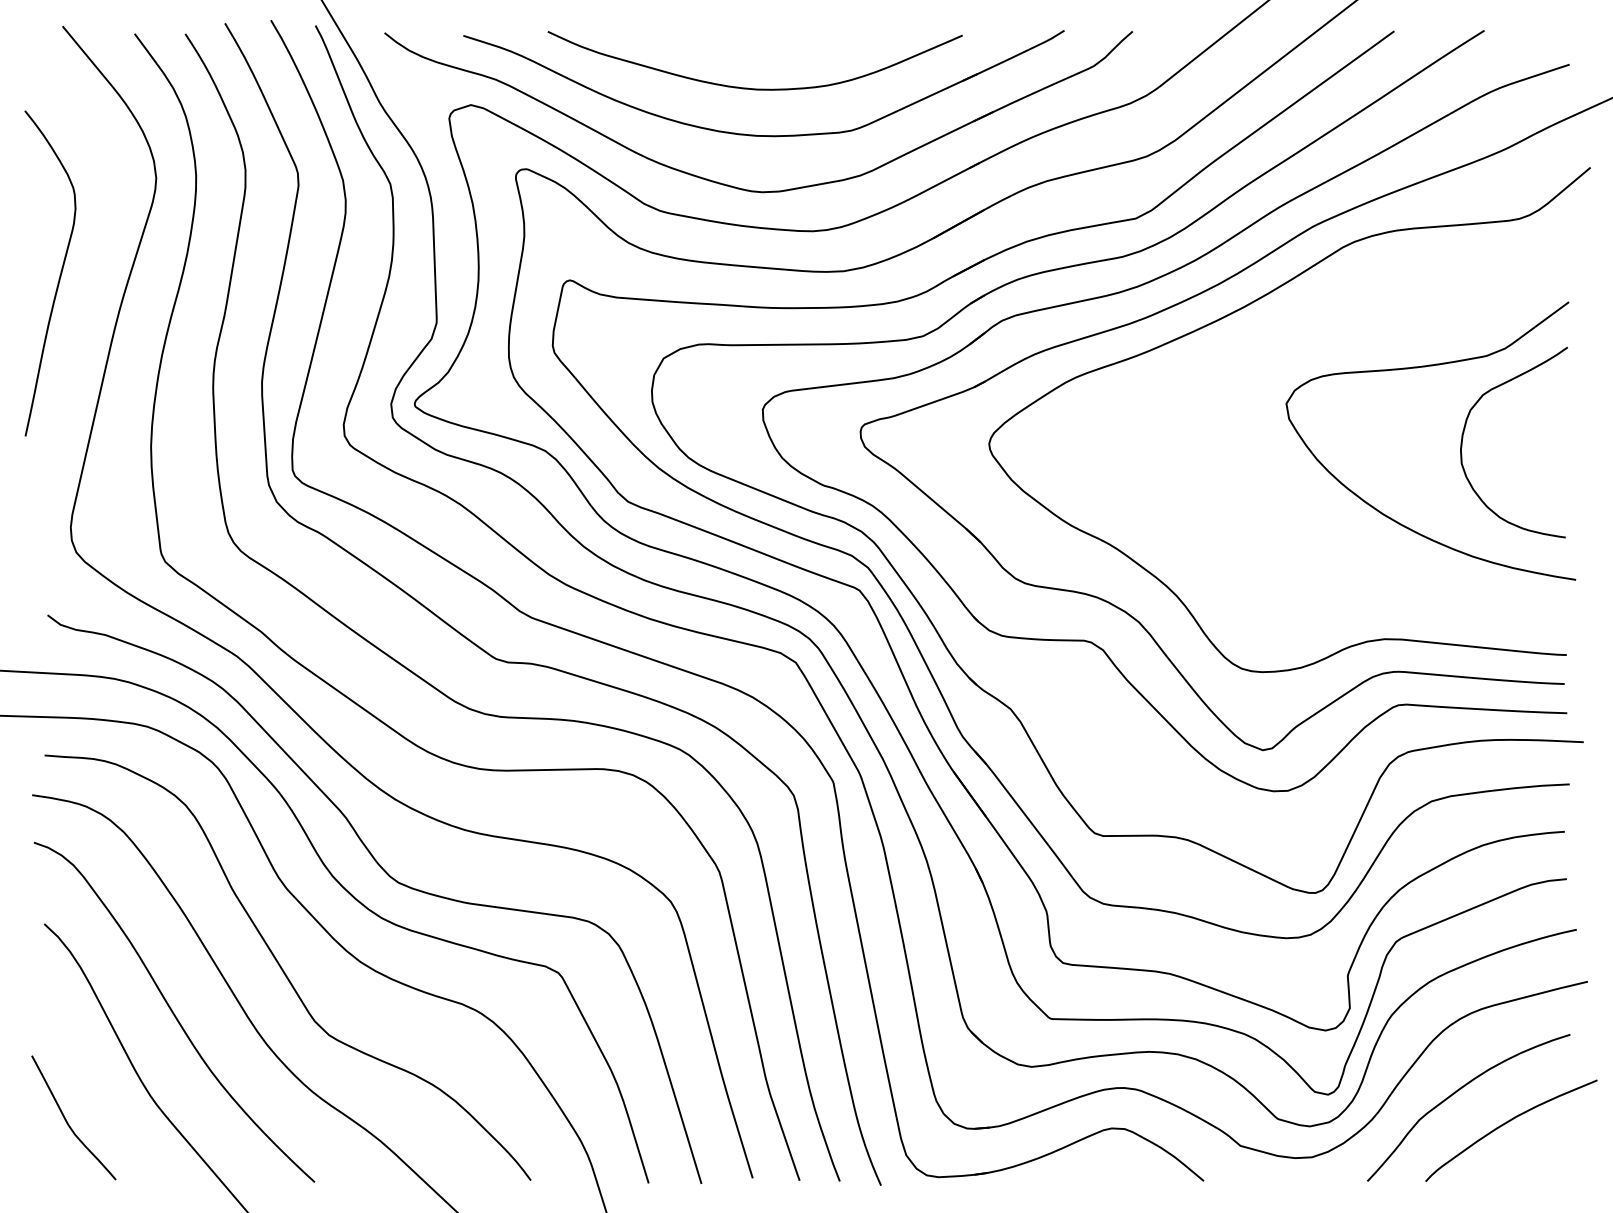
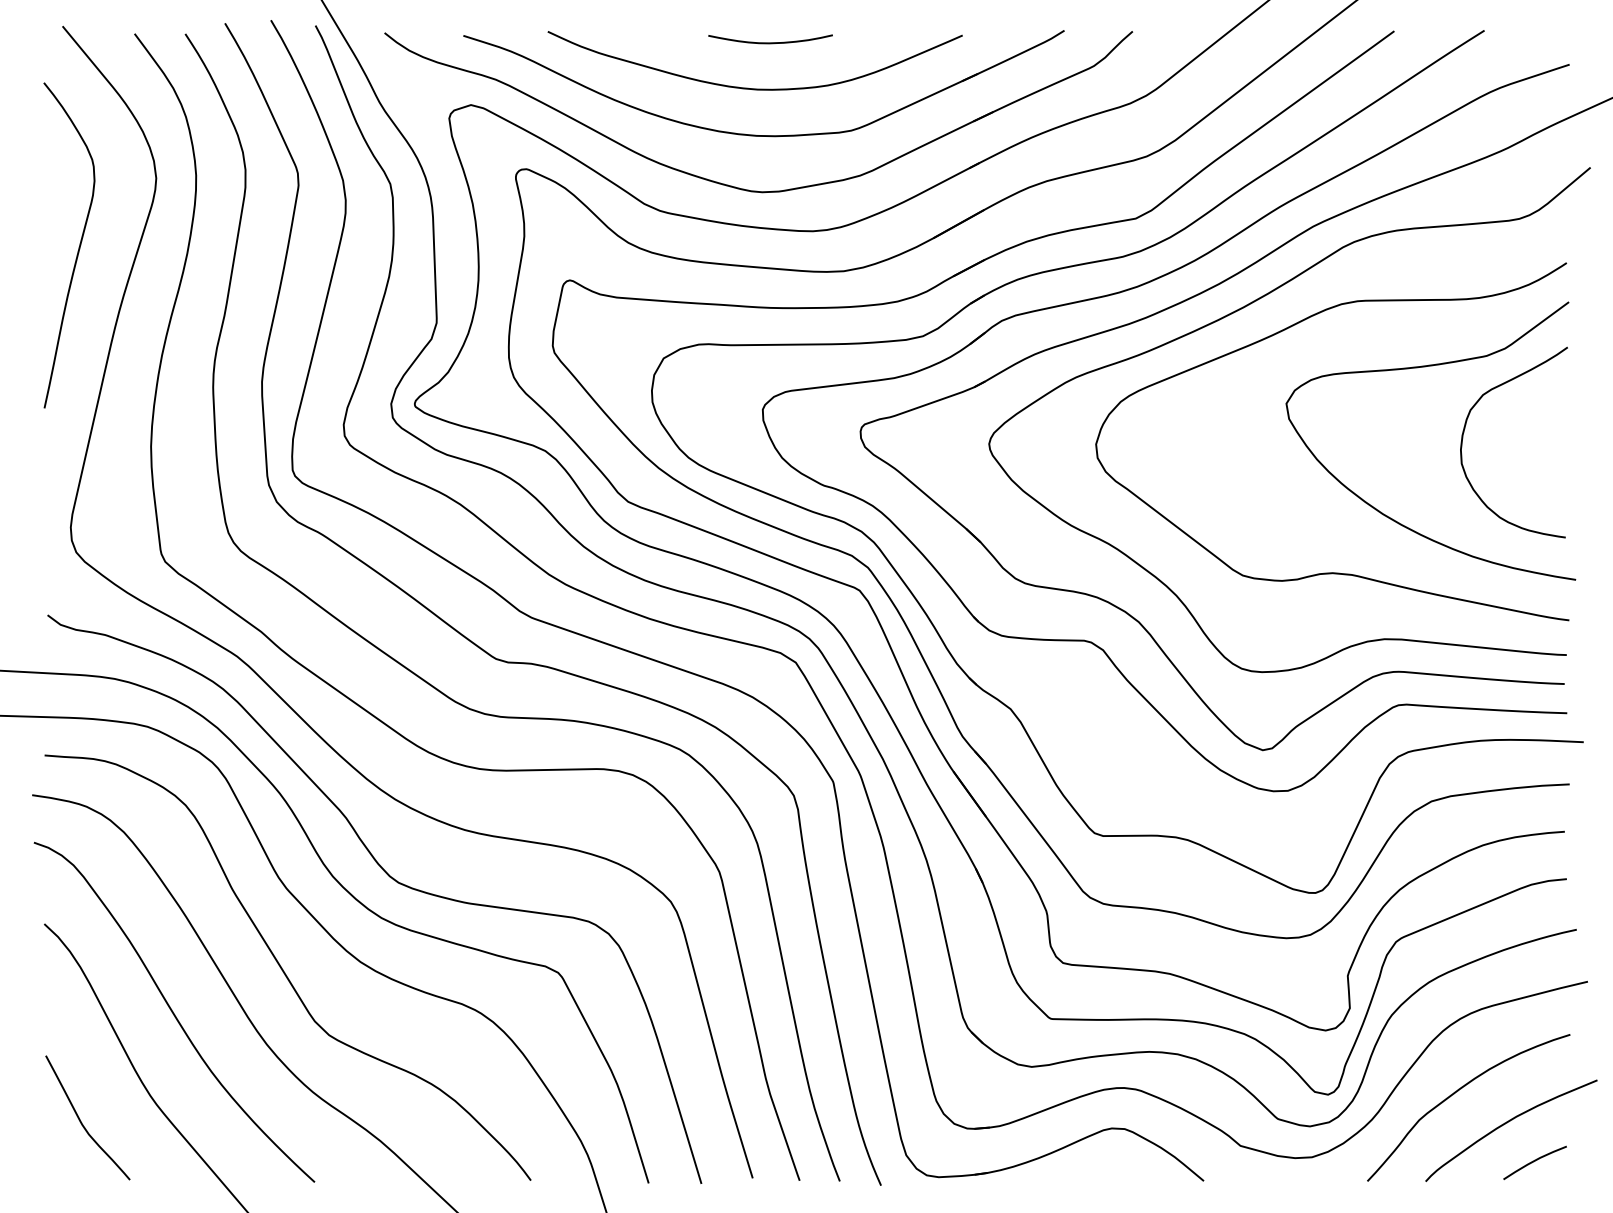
curve: none -> present (770, 42)
curve position: (59, 275) -> (78, 247) (78, 247)
curve: none -> present (1281, 332)
curve position: (68, 1122) -> (82, 1122) (82, 1122)
curve: none -> present (1534, 1161)
